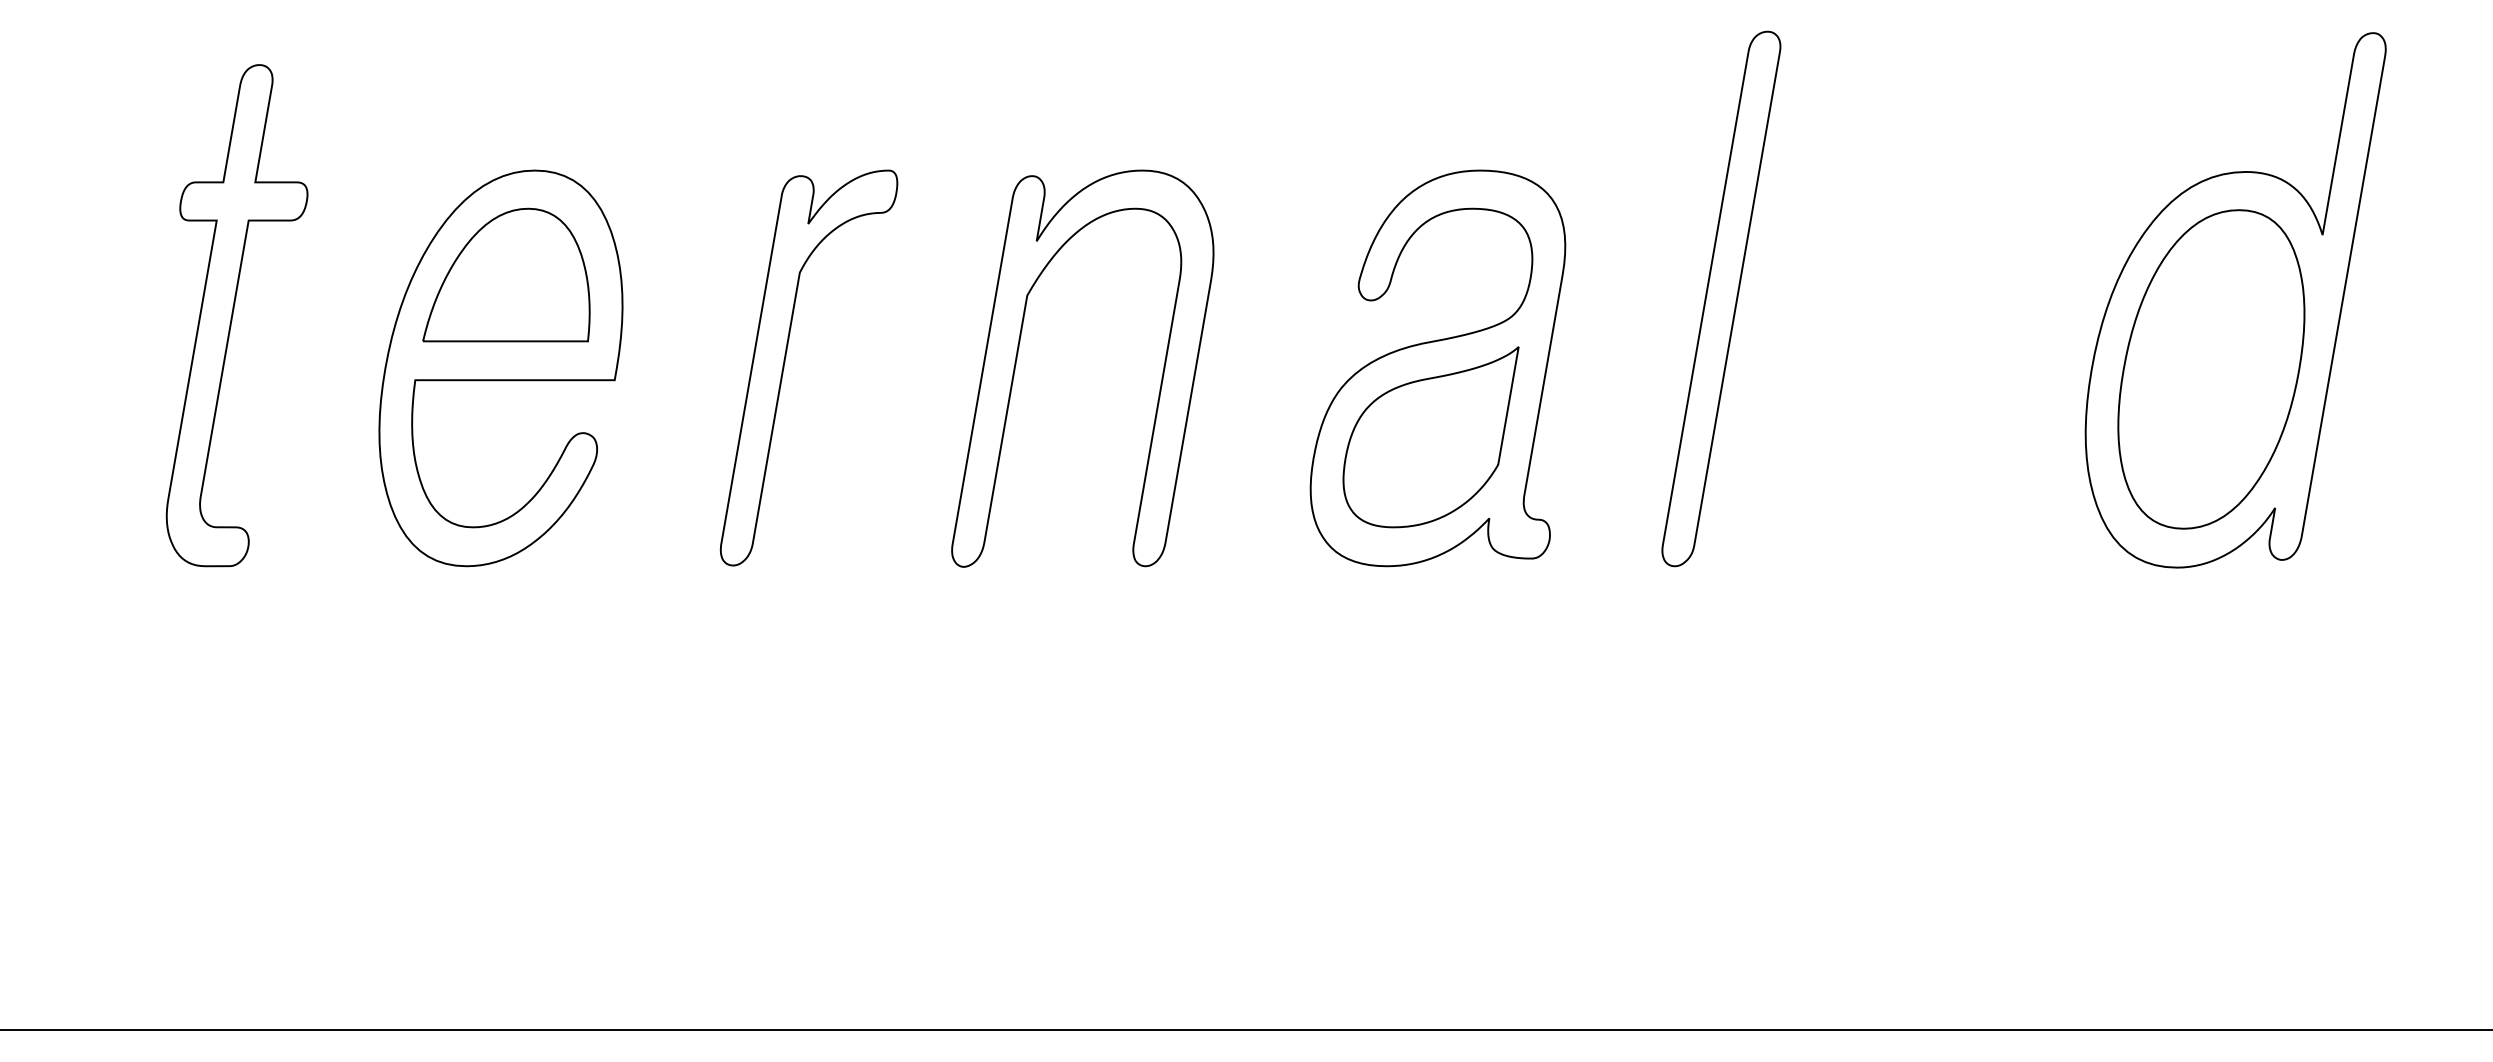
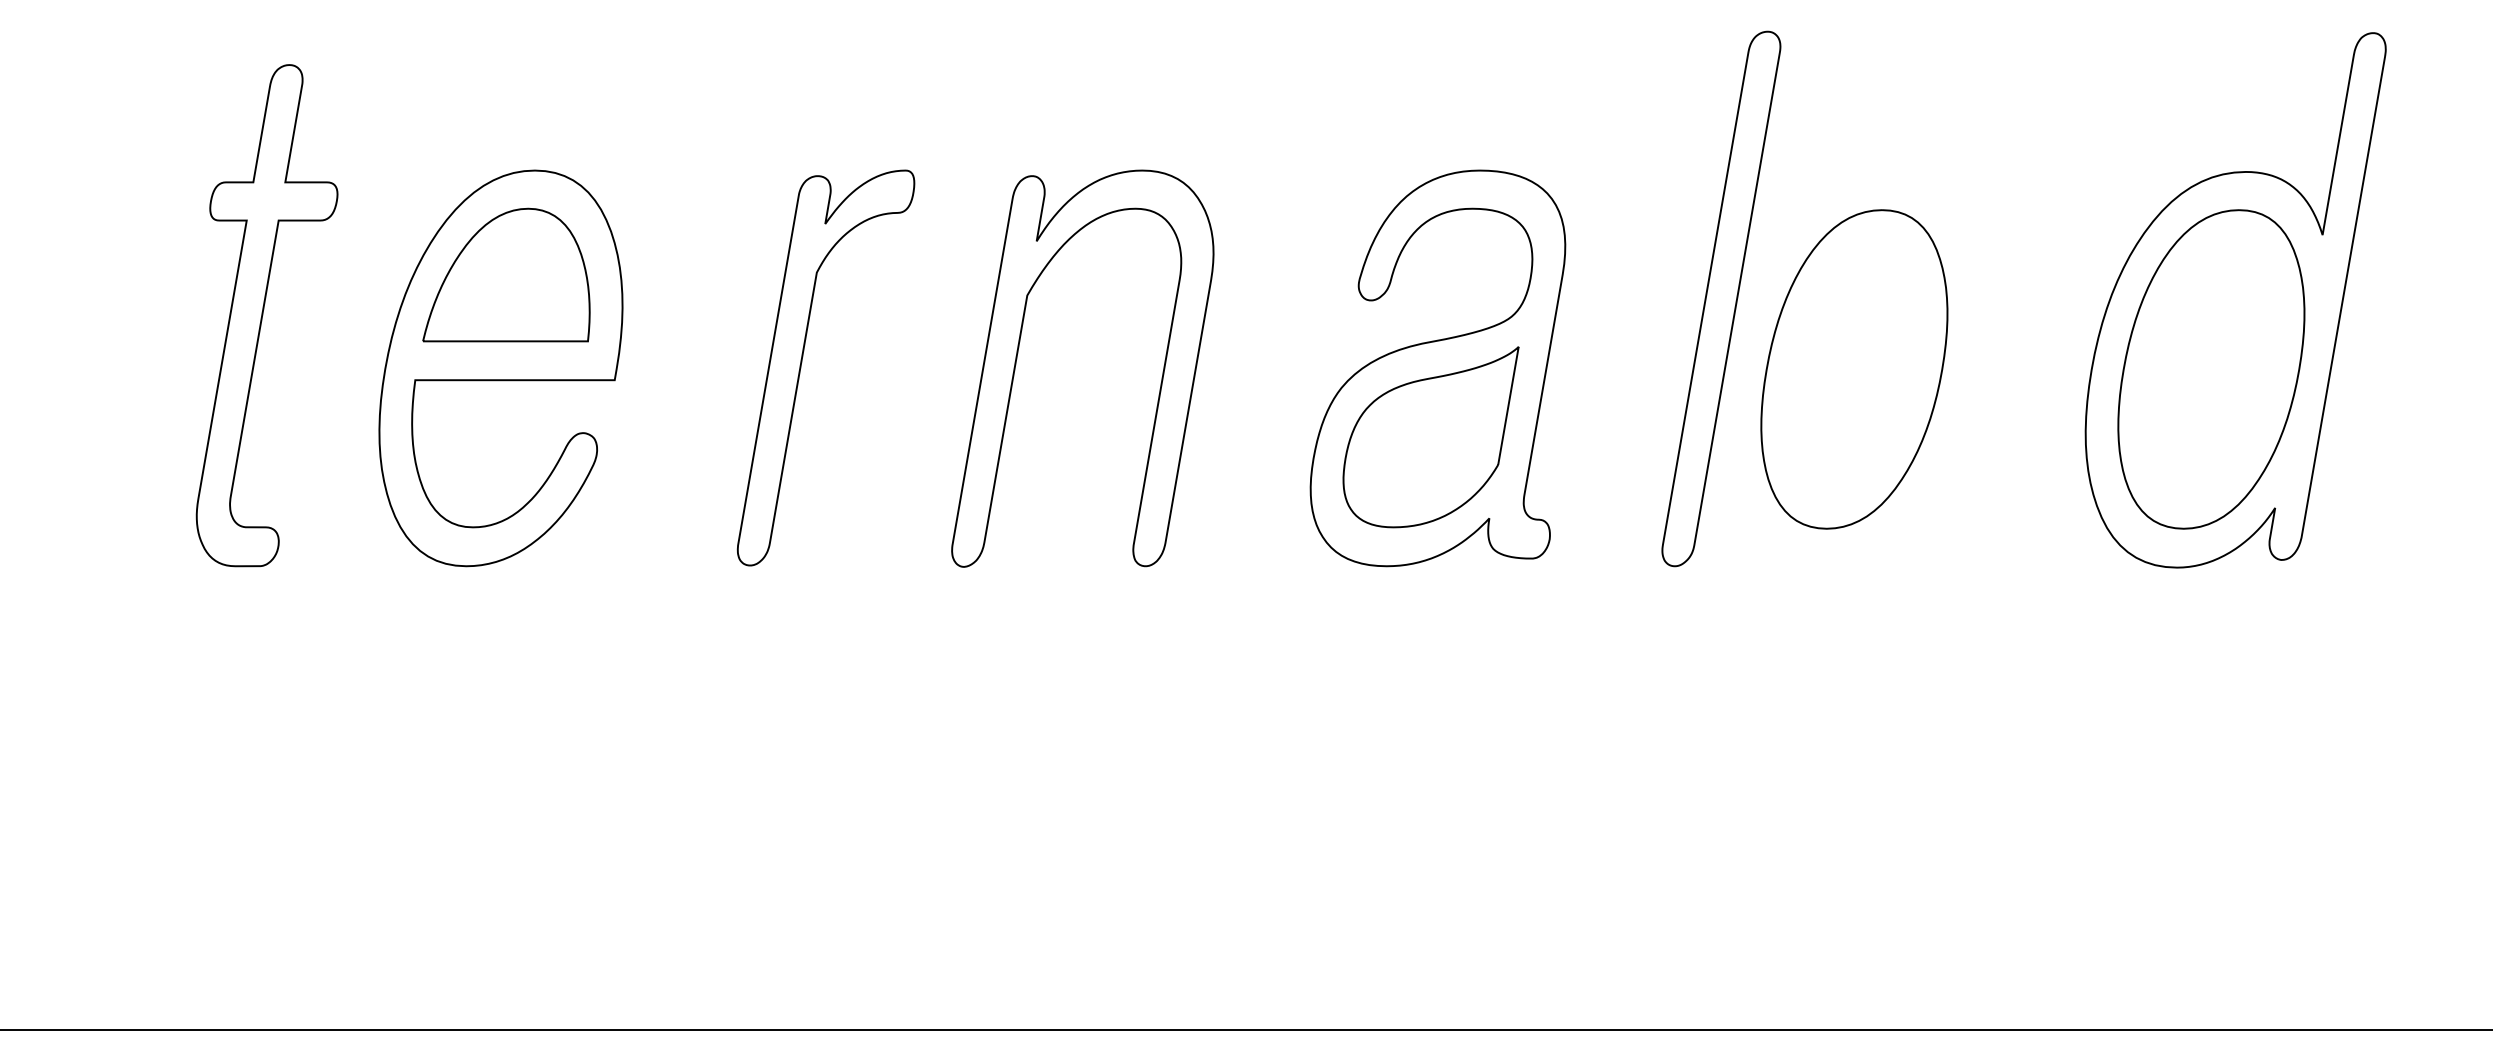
part position: (236, 315) -> (266, 315) (266, 315)
part position: (785, 362) -> (802, 362) (802, 362)
part: none -> present (1854, 369)
